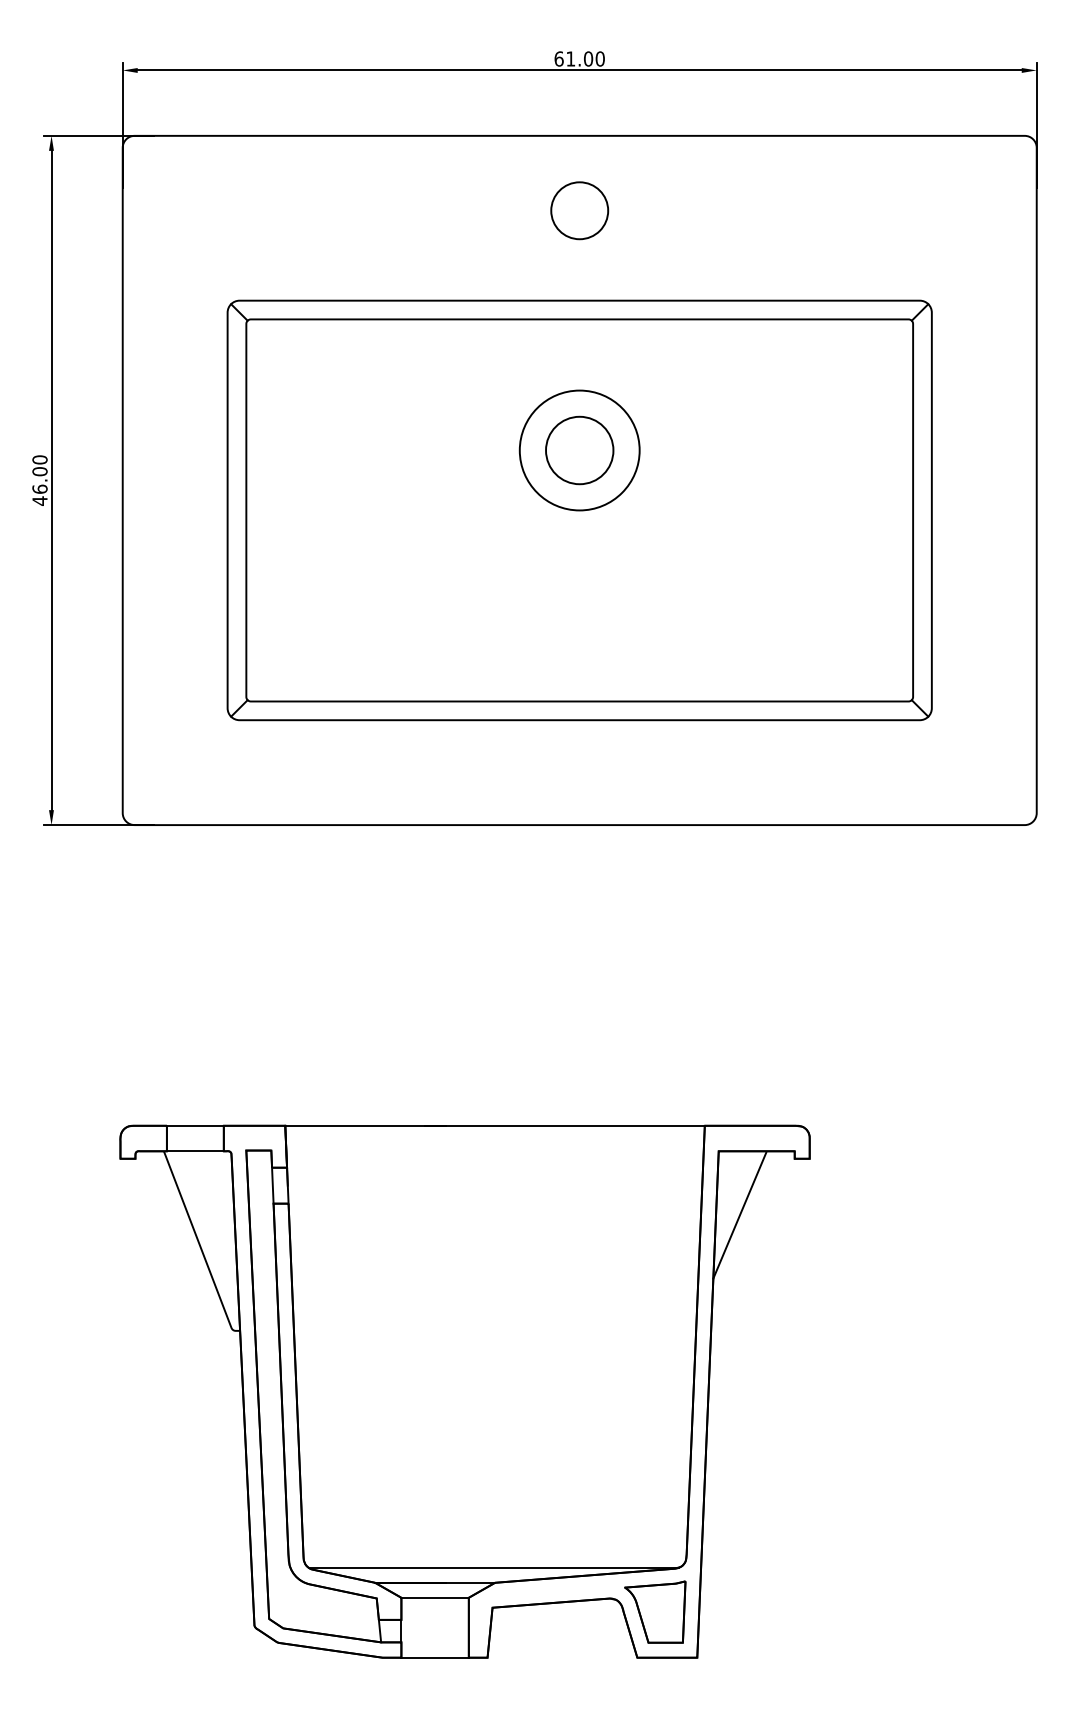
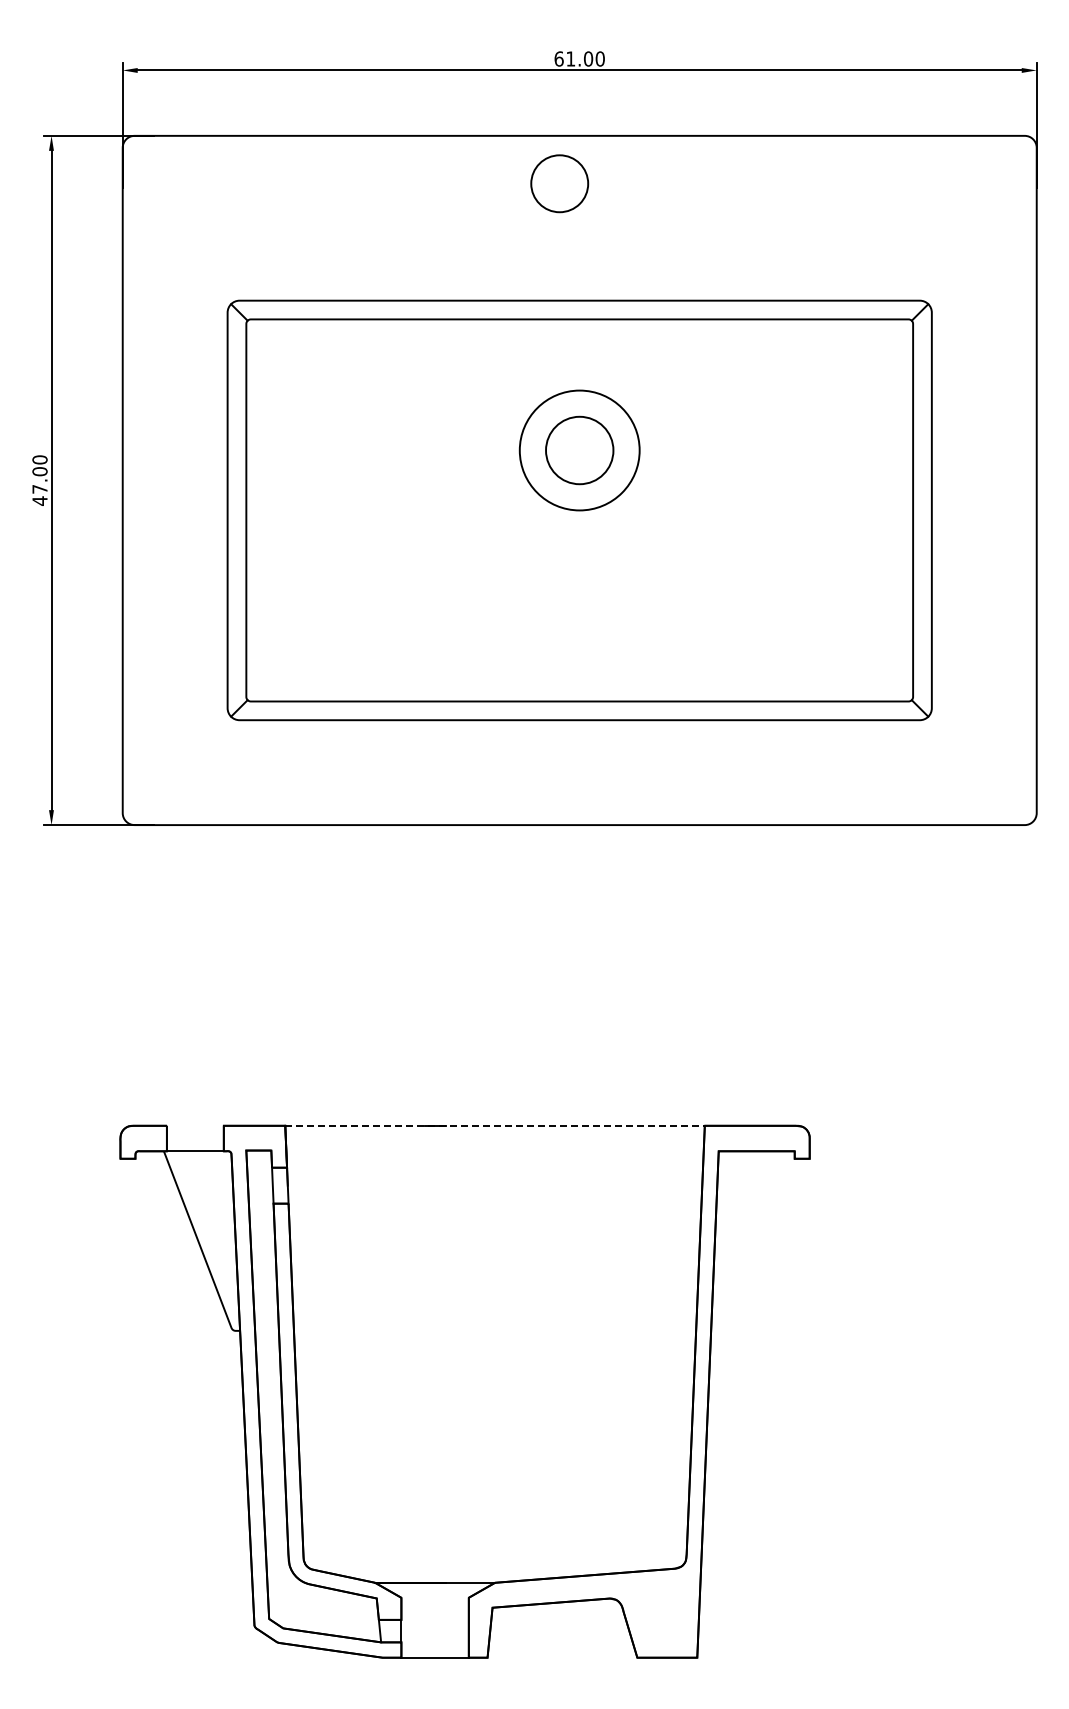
part position: (579, 210) -> (559, 183) (559, 183)
text: 46.00 -> 47.00 (39, 488)
line: present -> none (194, 1125)
line: solid -> dashed (495, 1125)
line: present -> none (739, 1215)
line: present -> none (493, 1567)
line: present -> none (434, 1597)
part: present -> none (655, 1611)
